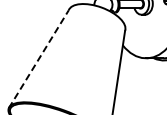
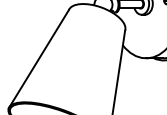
line: dashed -> solid (39, 58)
